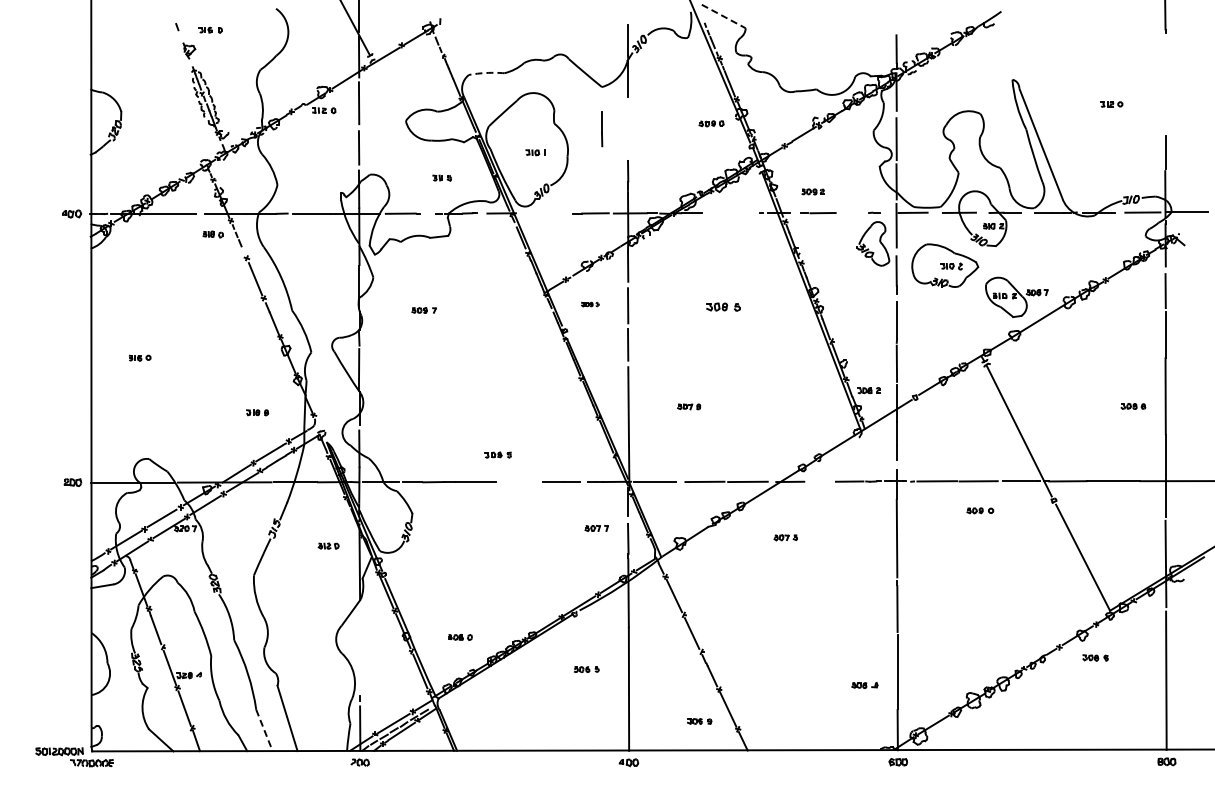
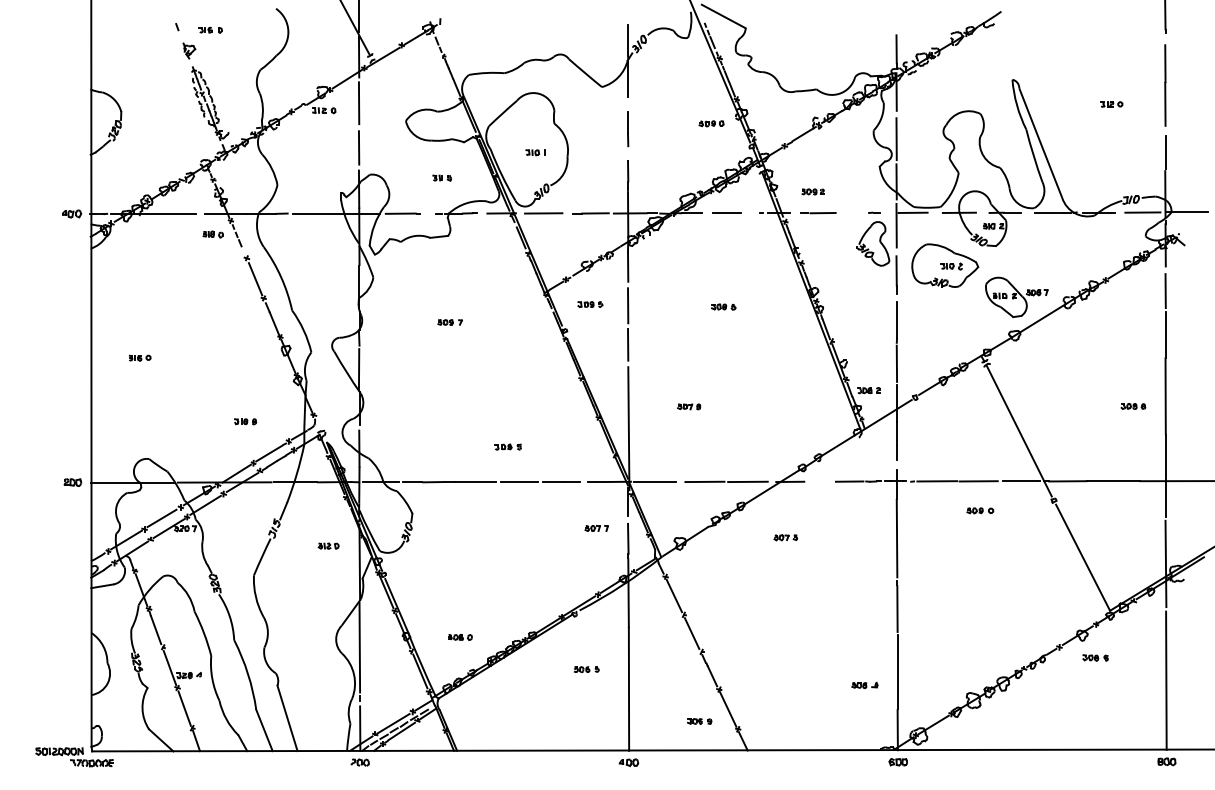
line: dashed -> solid (723, 16)
arc: dashed -> solid (486, 72)
line: none -> present (1165, 85)
line position: (602, 129) -> (628, 129) (628, 129)
line: none -> present (726, 212)
line: none -> present (543, 213)
part size: 19x7 px -> 27x7 px (590, 304)
part size: 35x10 px -> 26x8 px (723, 306)
part position: (423, 310) -> (449, 322) (449, 322)
part position: (257, 412) -> (245, 421) (245, 421)
part position: (497, 454) -> (507, 446) (507, 446)
line: none -> present (519, 482)
line: none -> present (359, 647)
line: dashed -> solid (264, 730)
